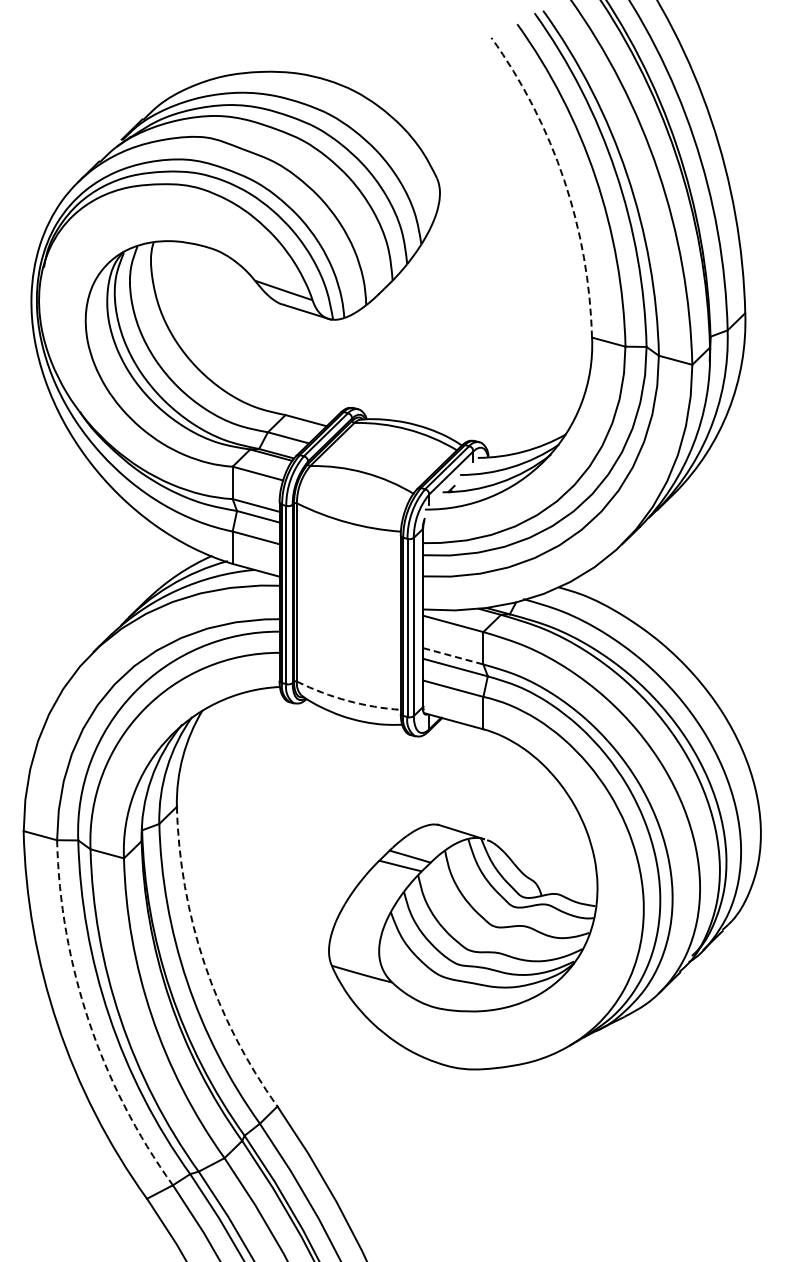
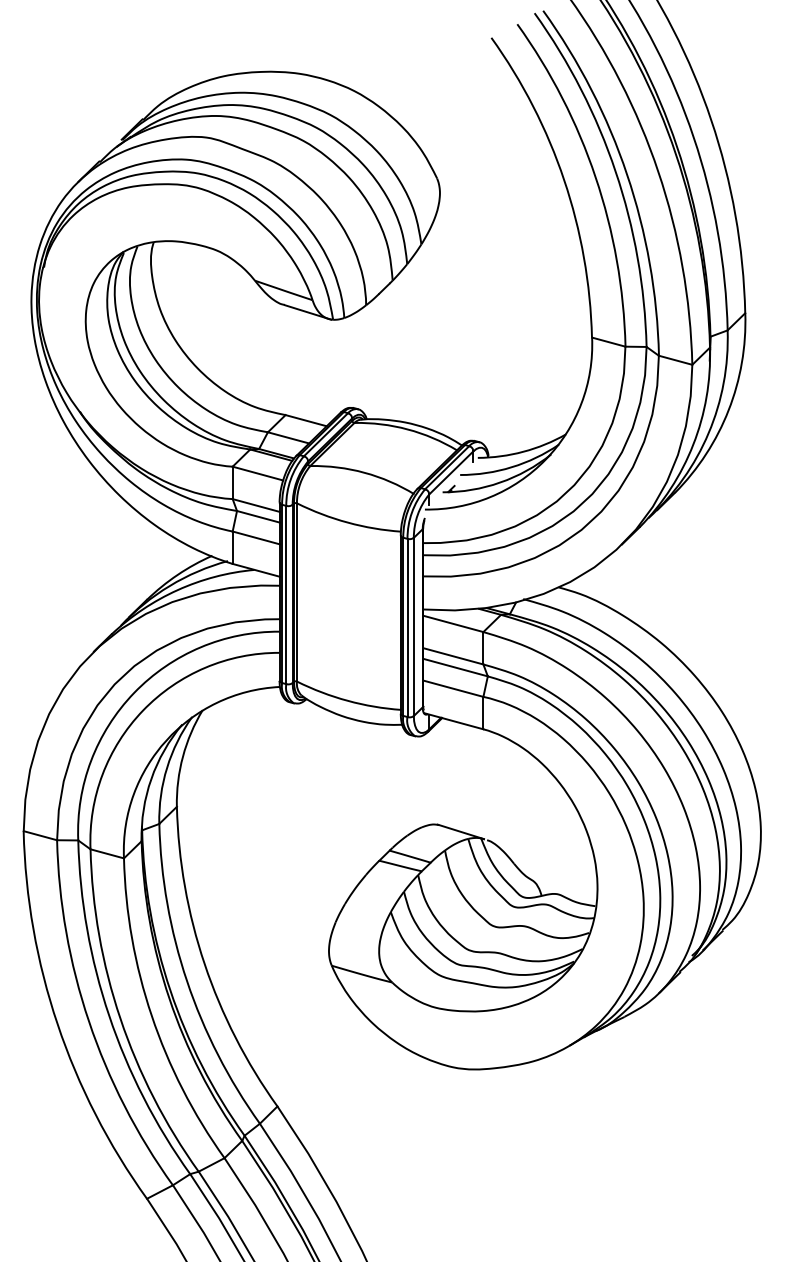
arc: dashed -> solid (564, 180)
line: dashed -> solid (453, 656)
arc: dashed -> solid (347, 700)
arc: dashed -> solid (204, 964)
arc: dashed -> solid (88, 1021)
